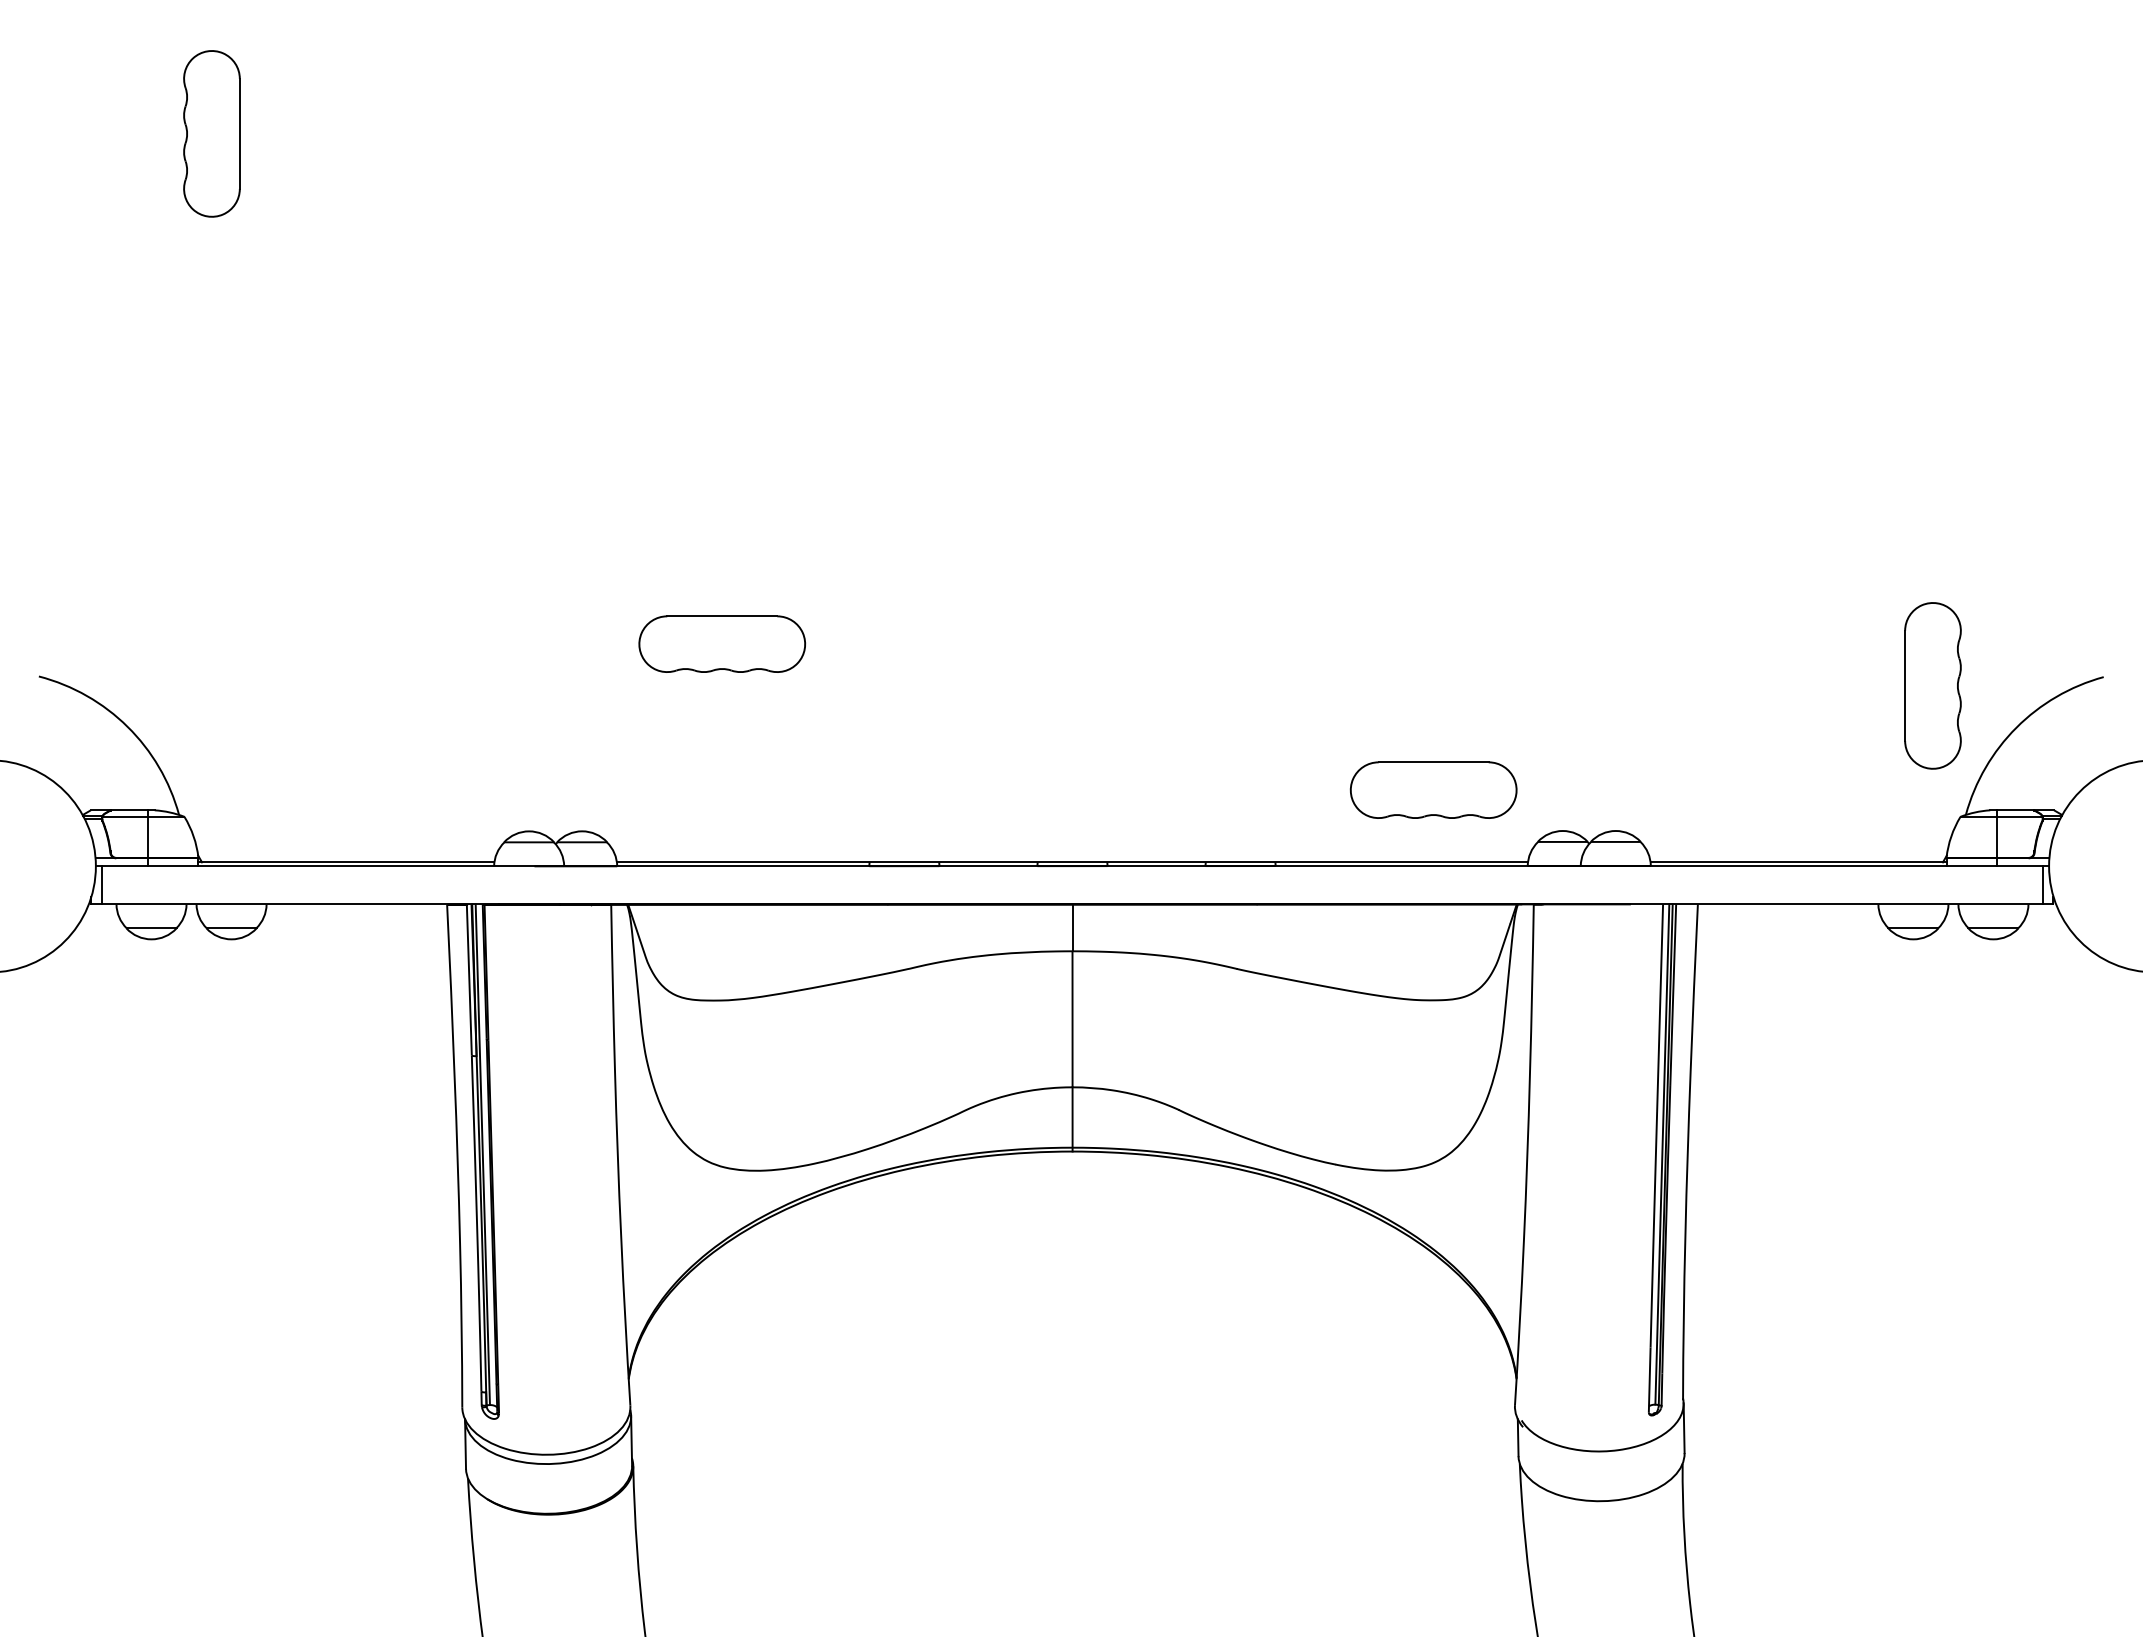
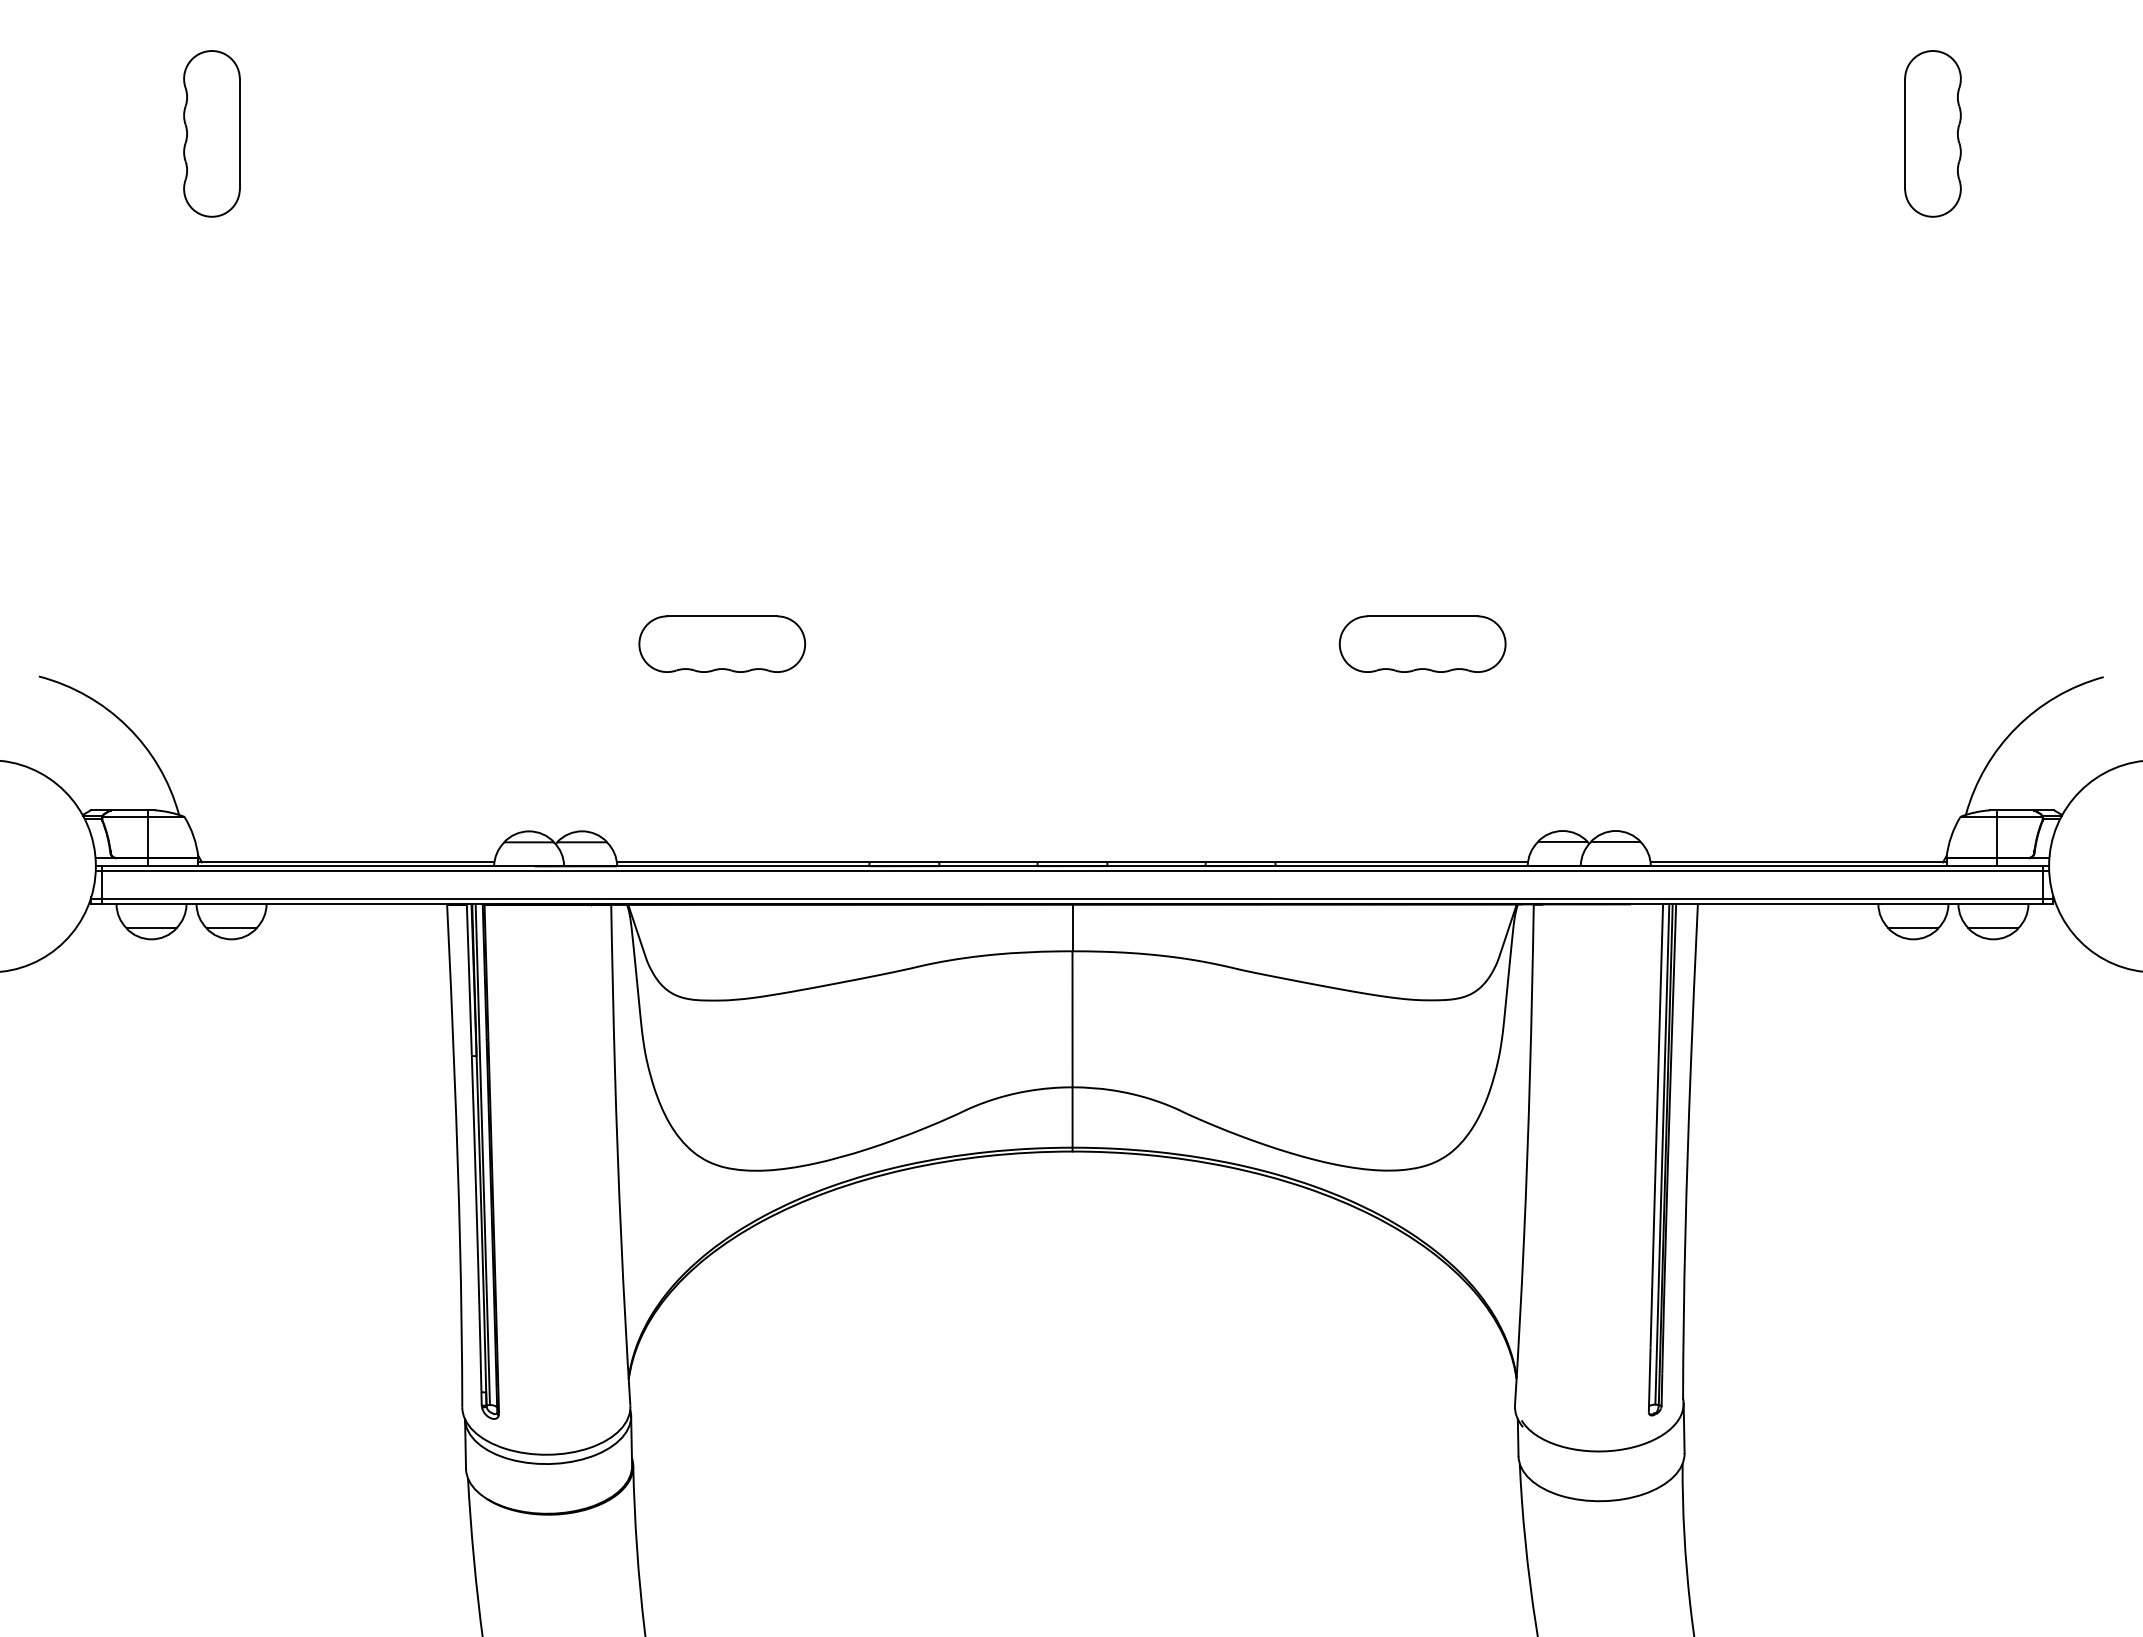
part position: (1932, 685) -> (1932, 133) (1932, 133)
part position: (1433, 789) -> (1422, 643) (1422, 643)
line: none -> present (1072, 871)
line: none -> present (1072, 899)
